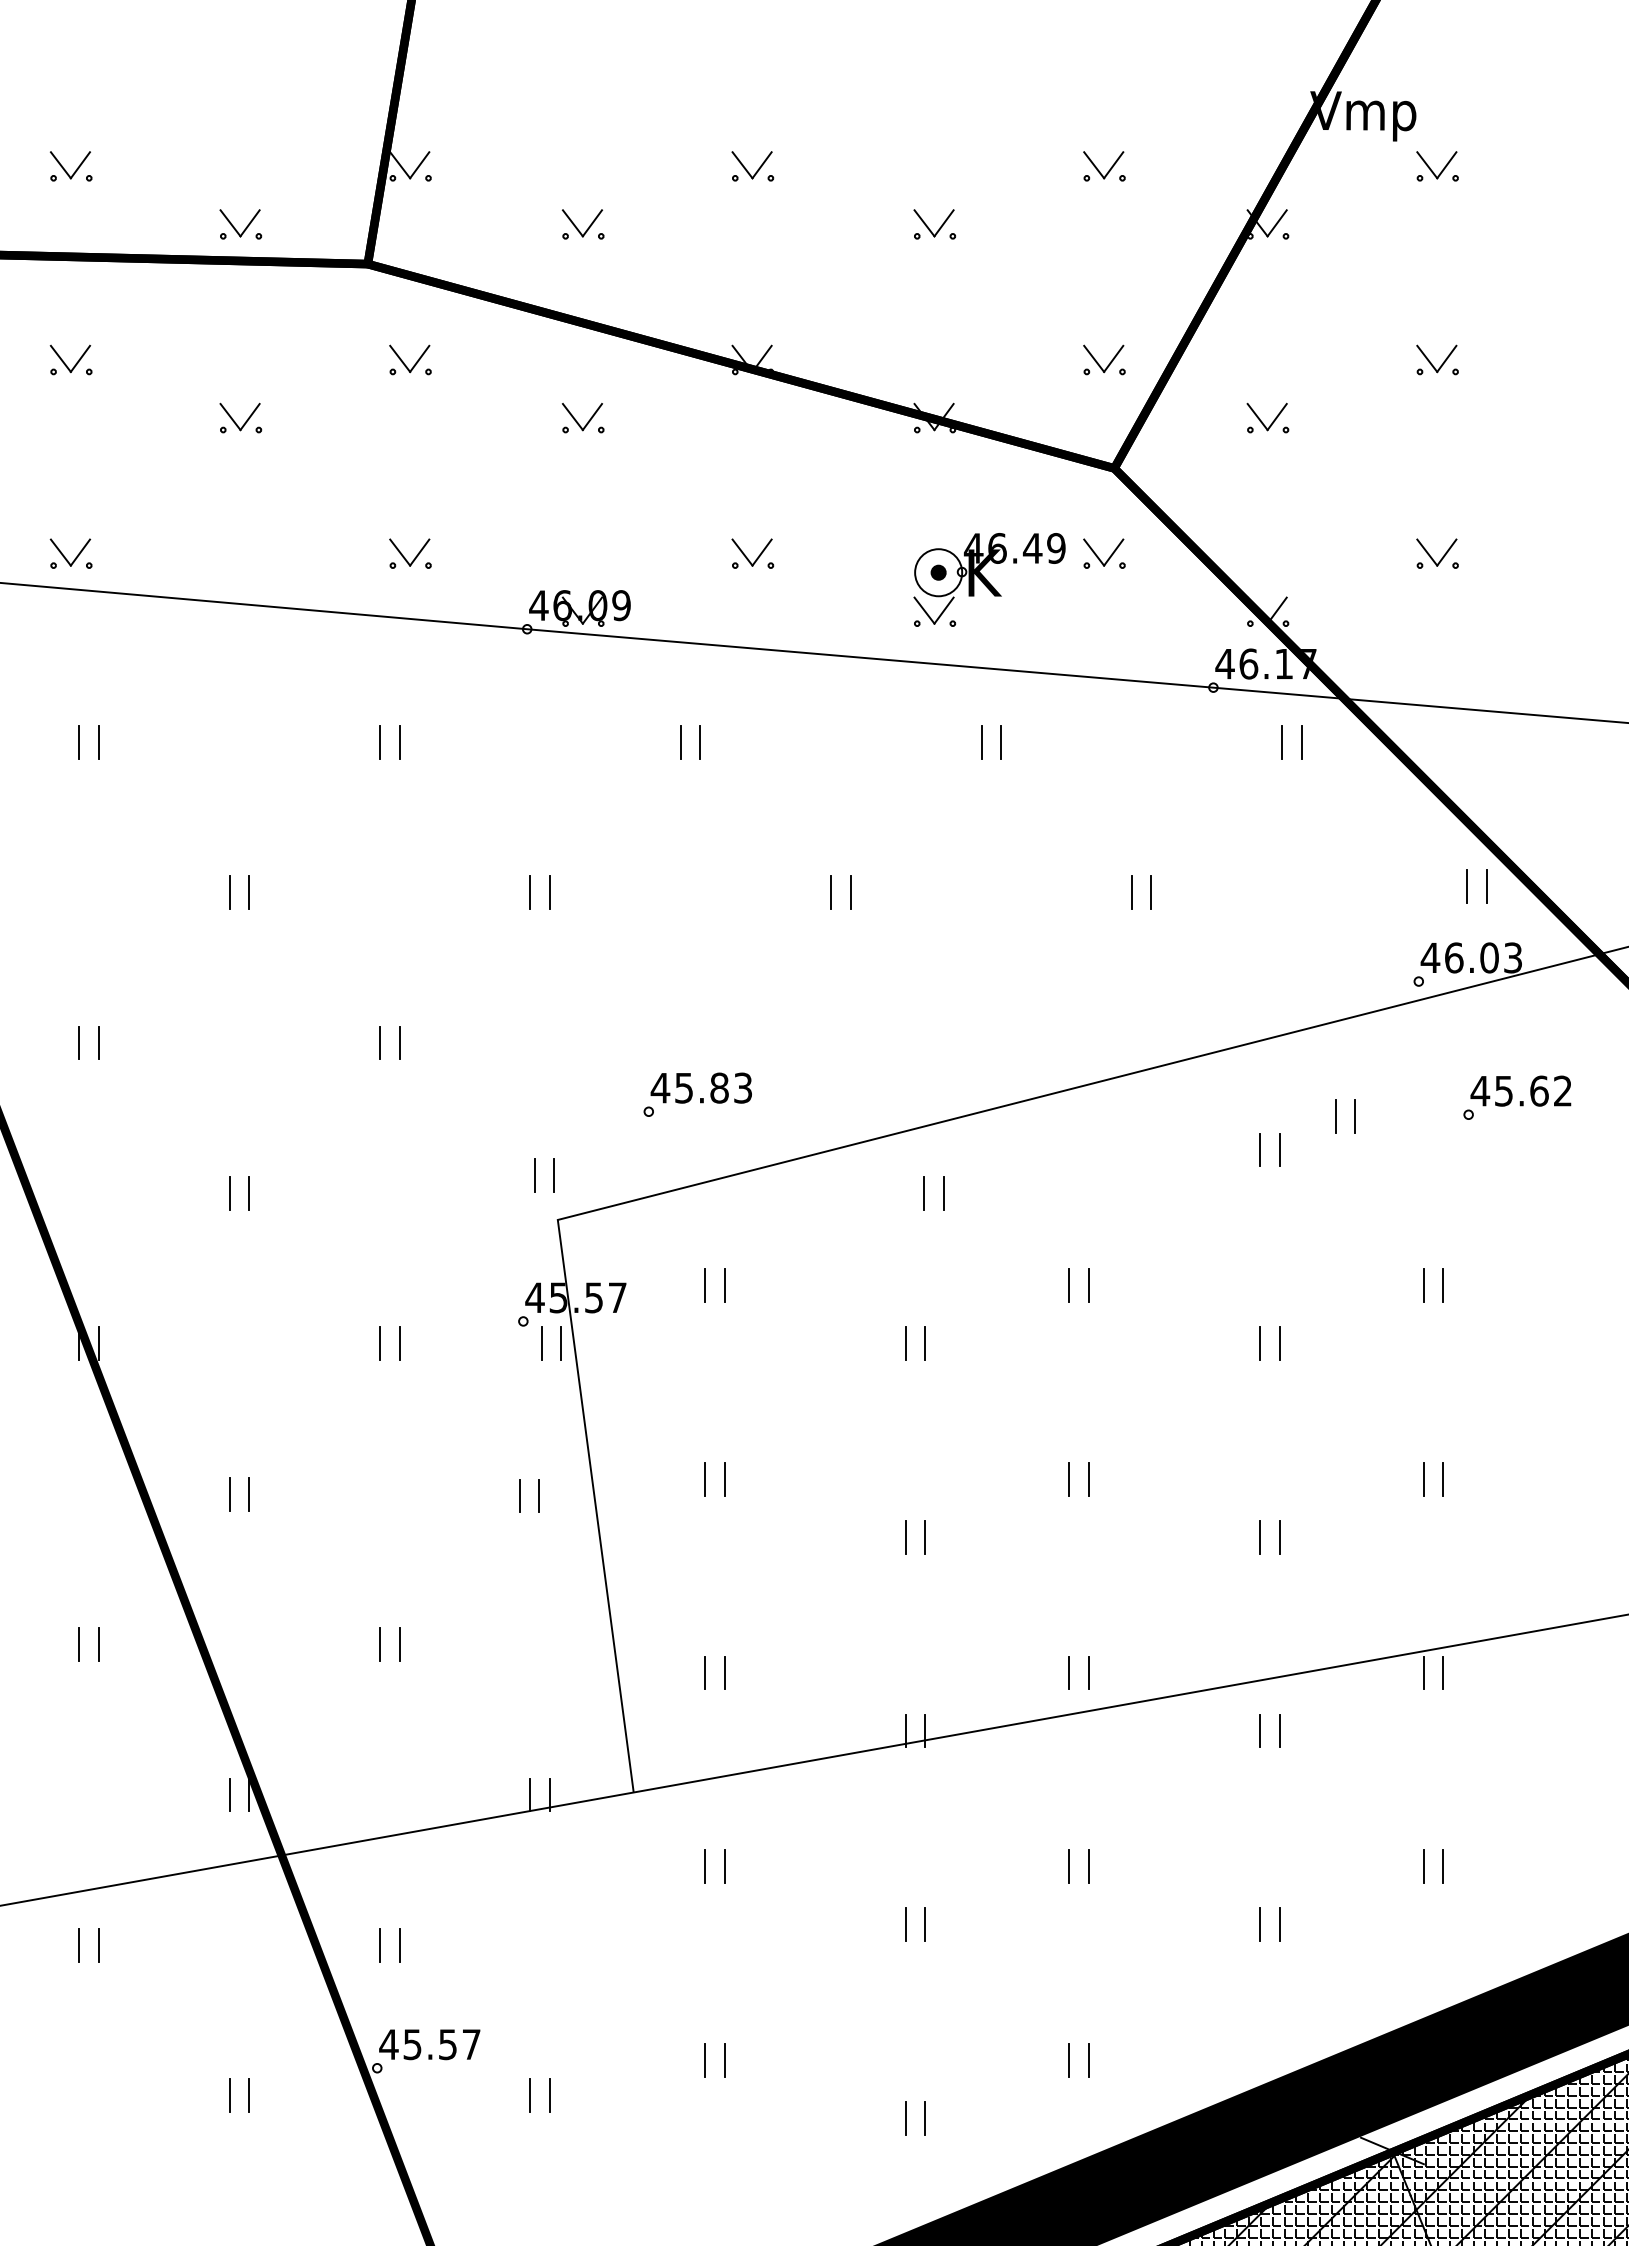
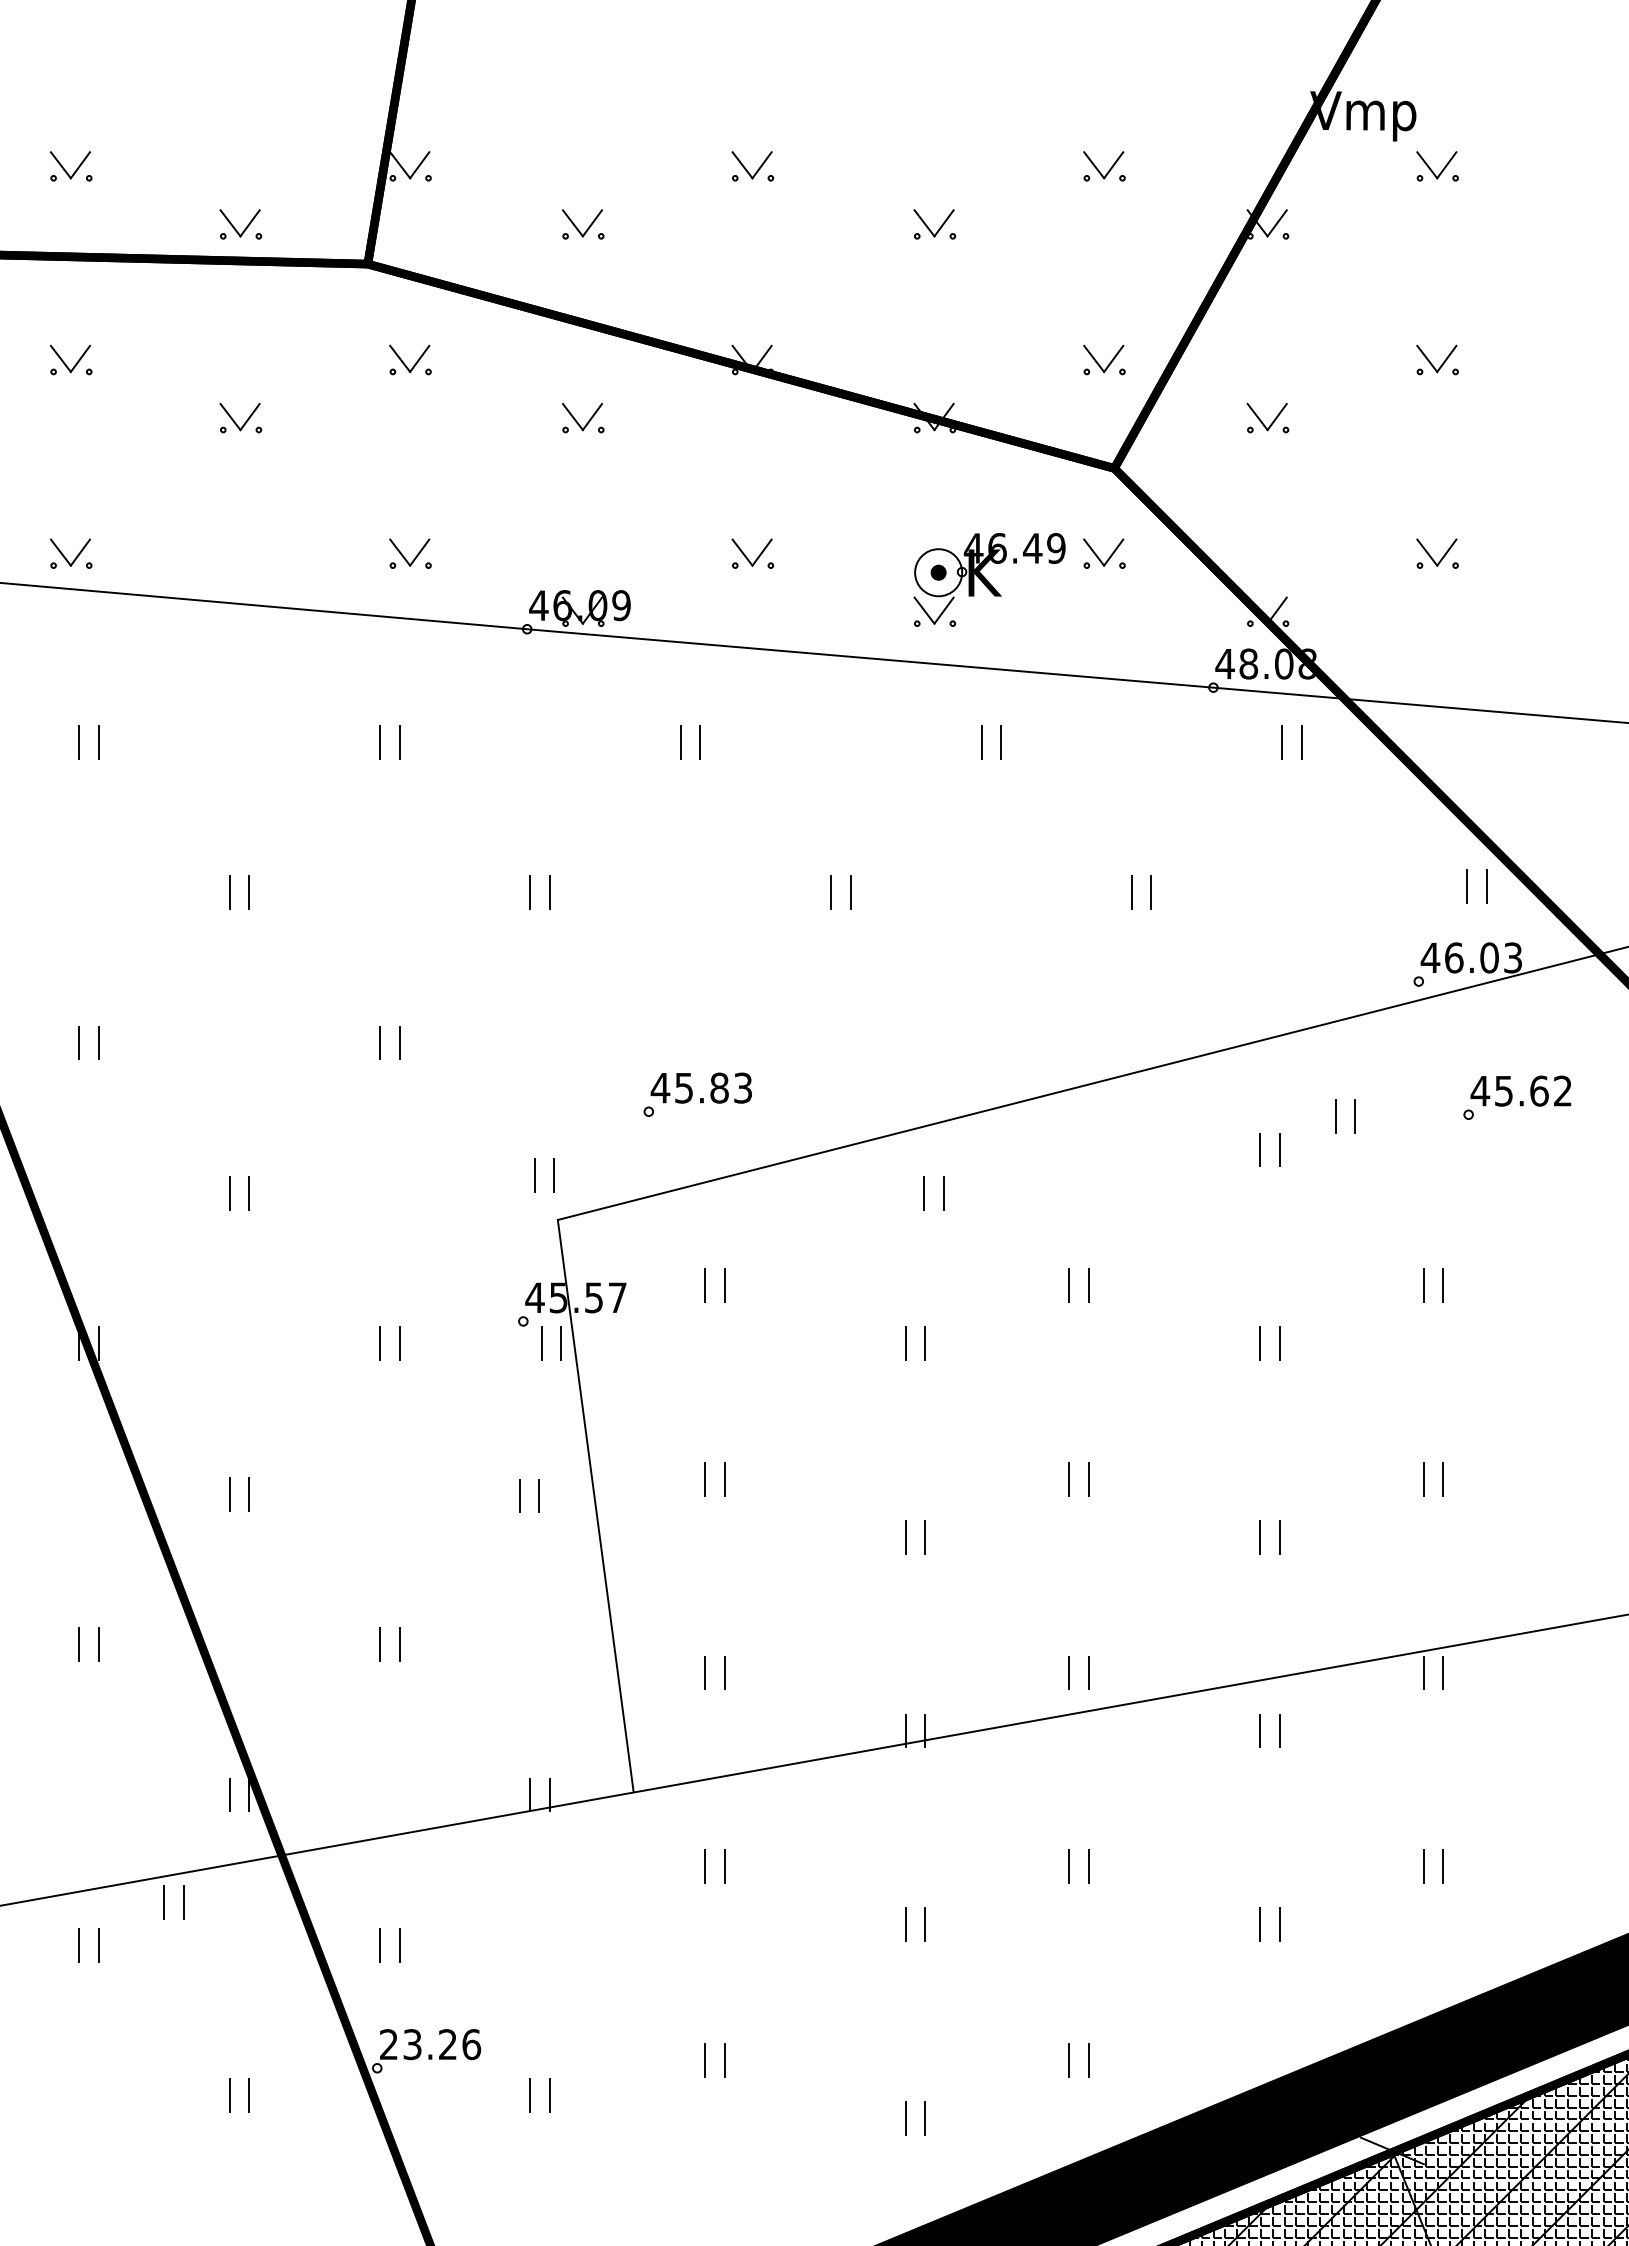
text: 46.17 -> 48.08 (1277, 663)
part: none -> present (164, 1902)
text: 45.57 -> 23.26 (430, 2044)
